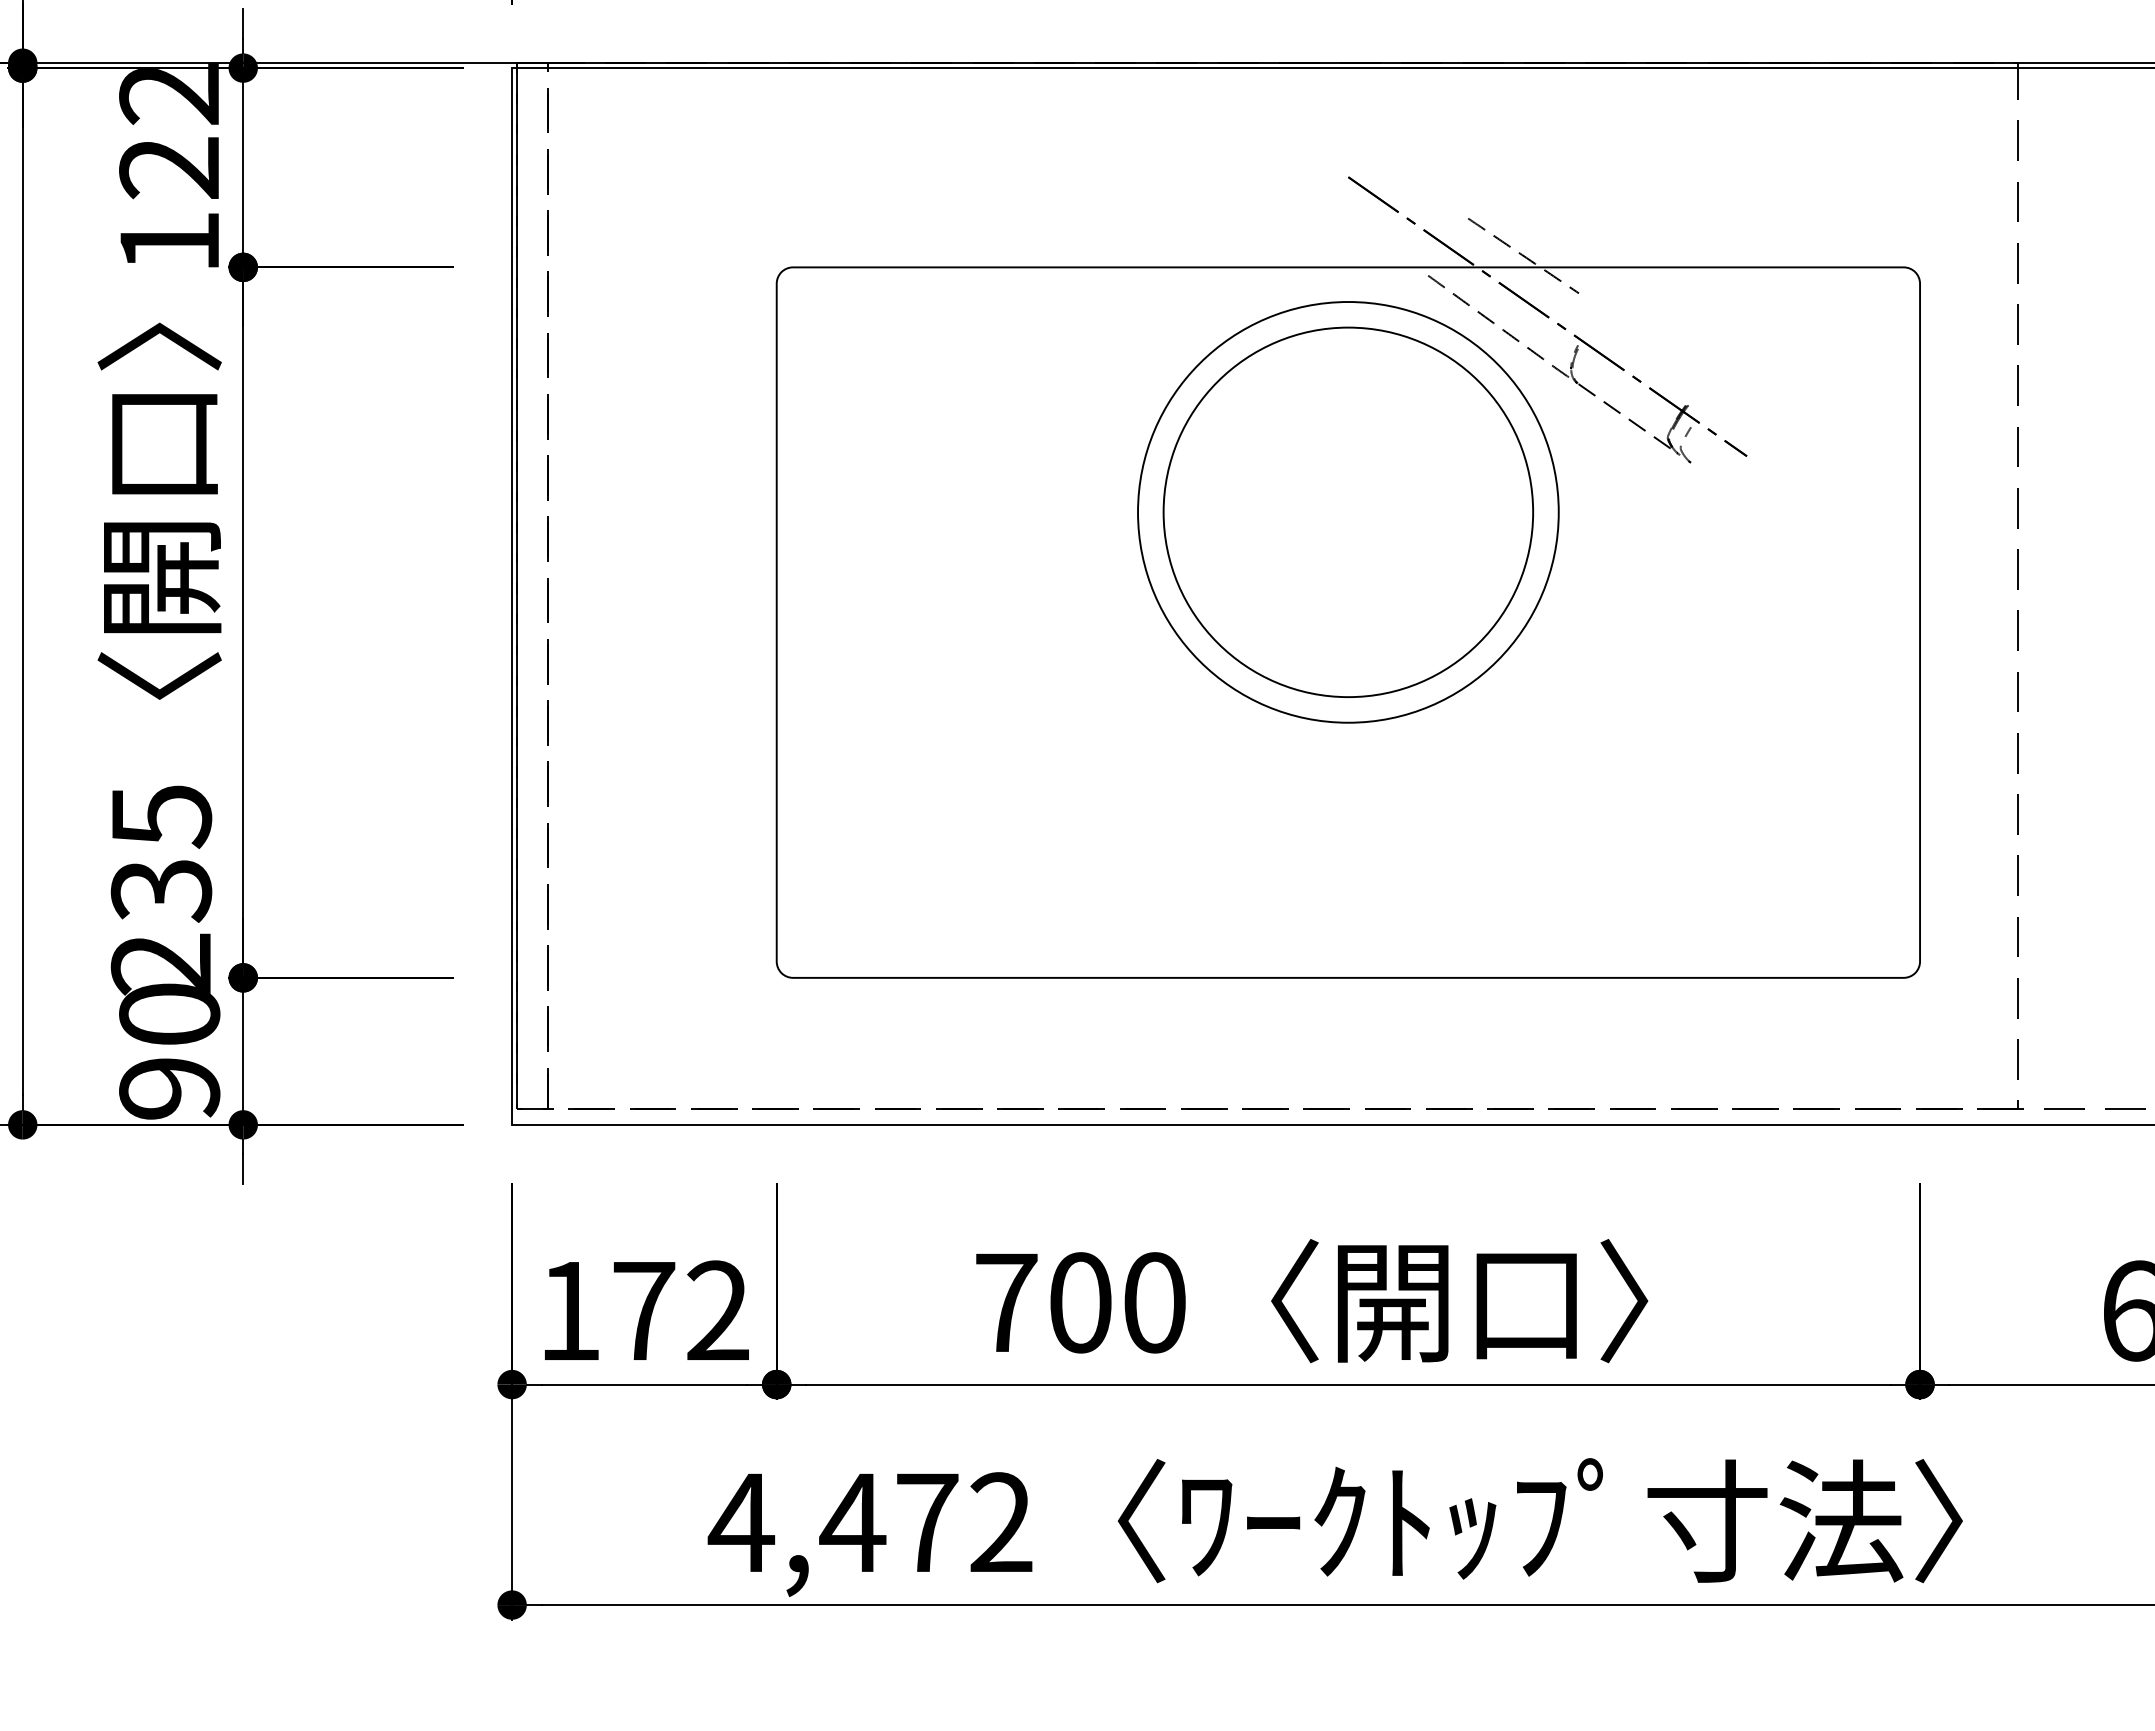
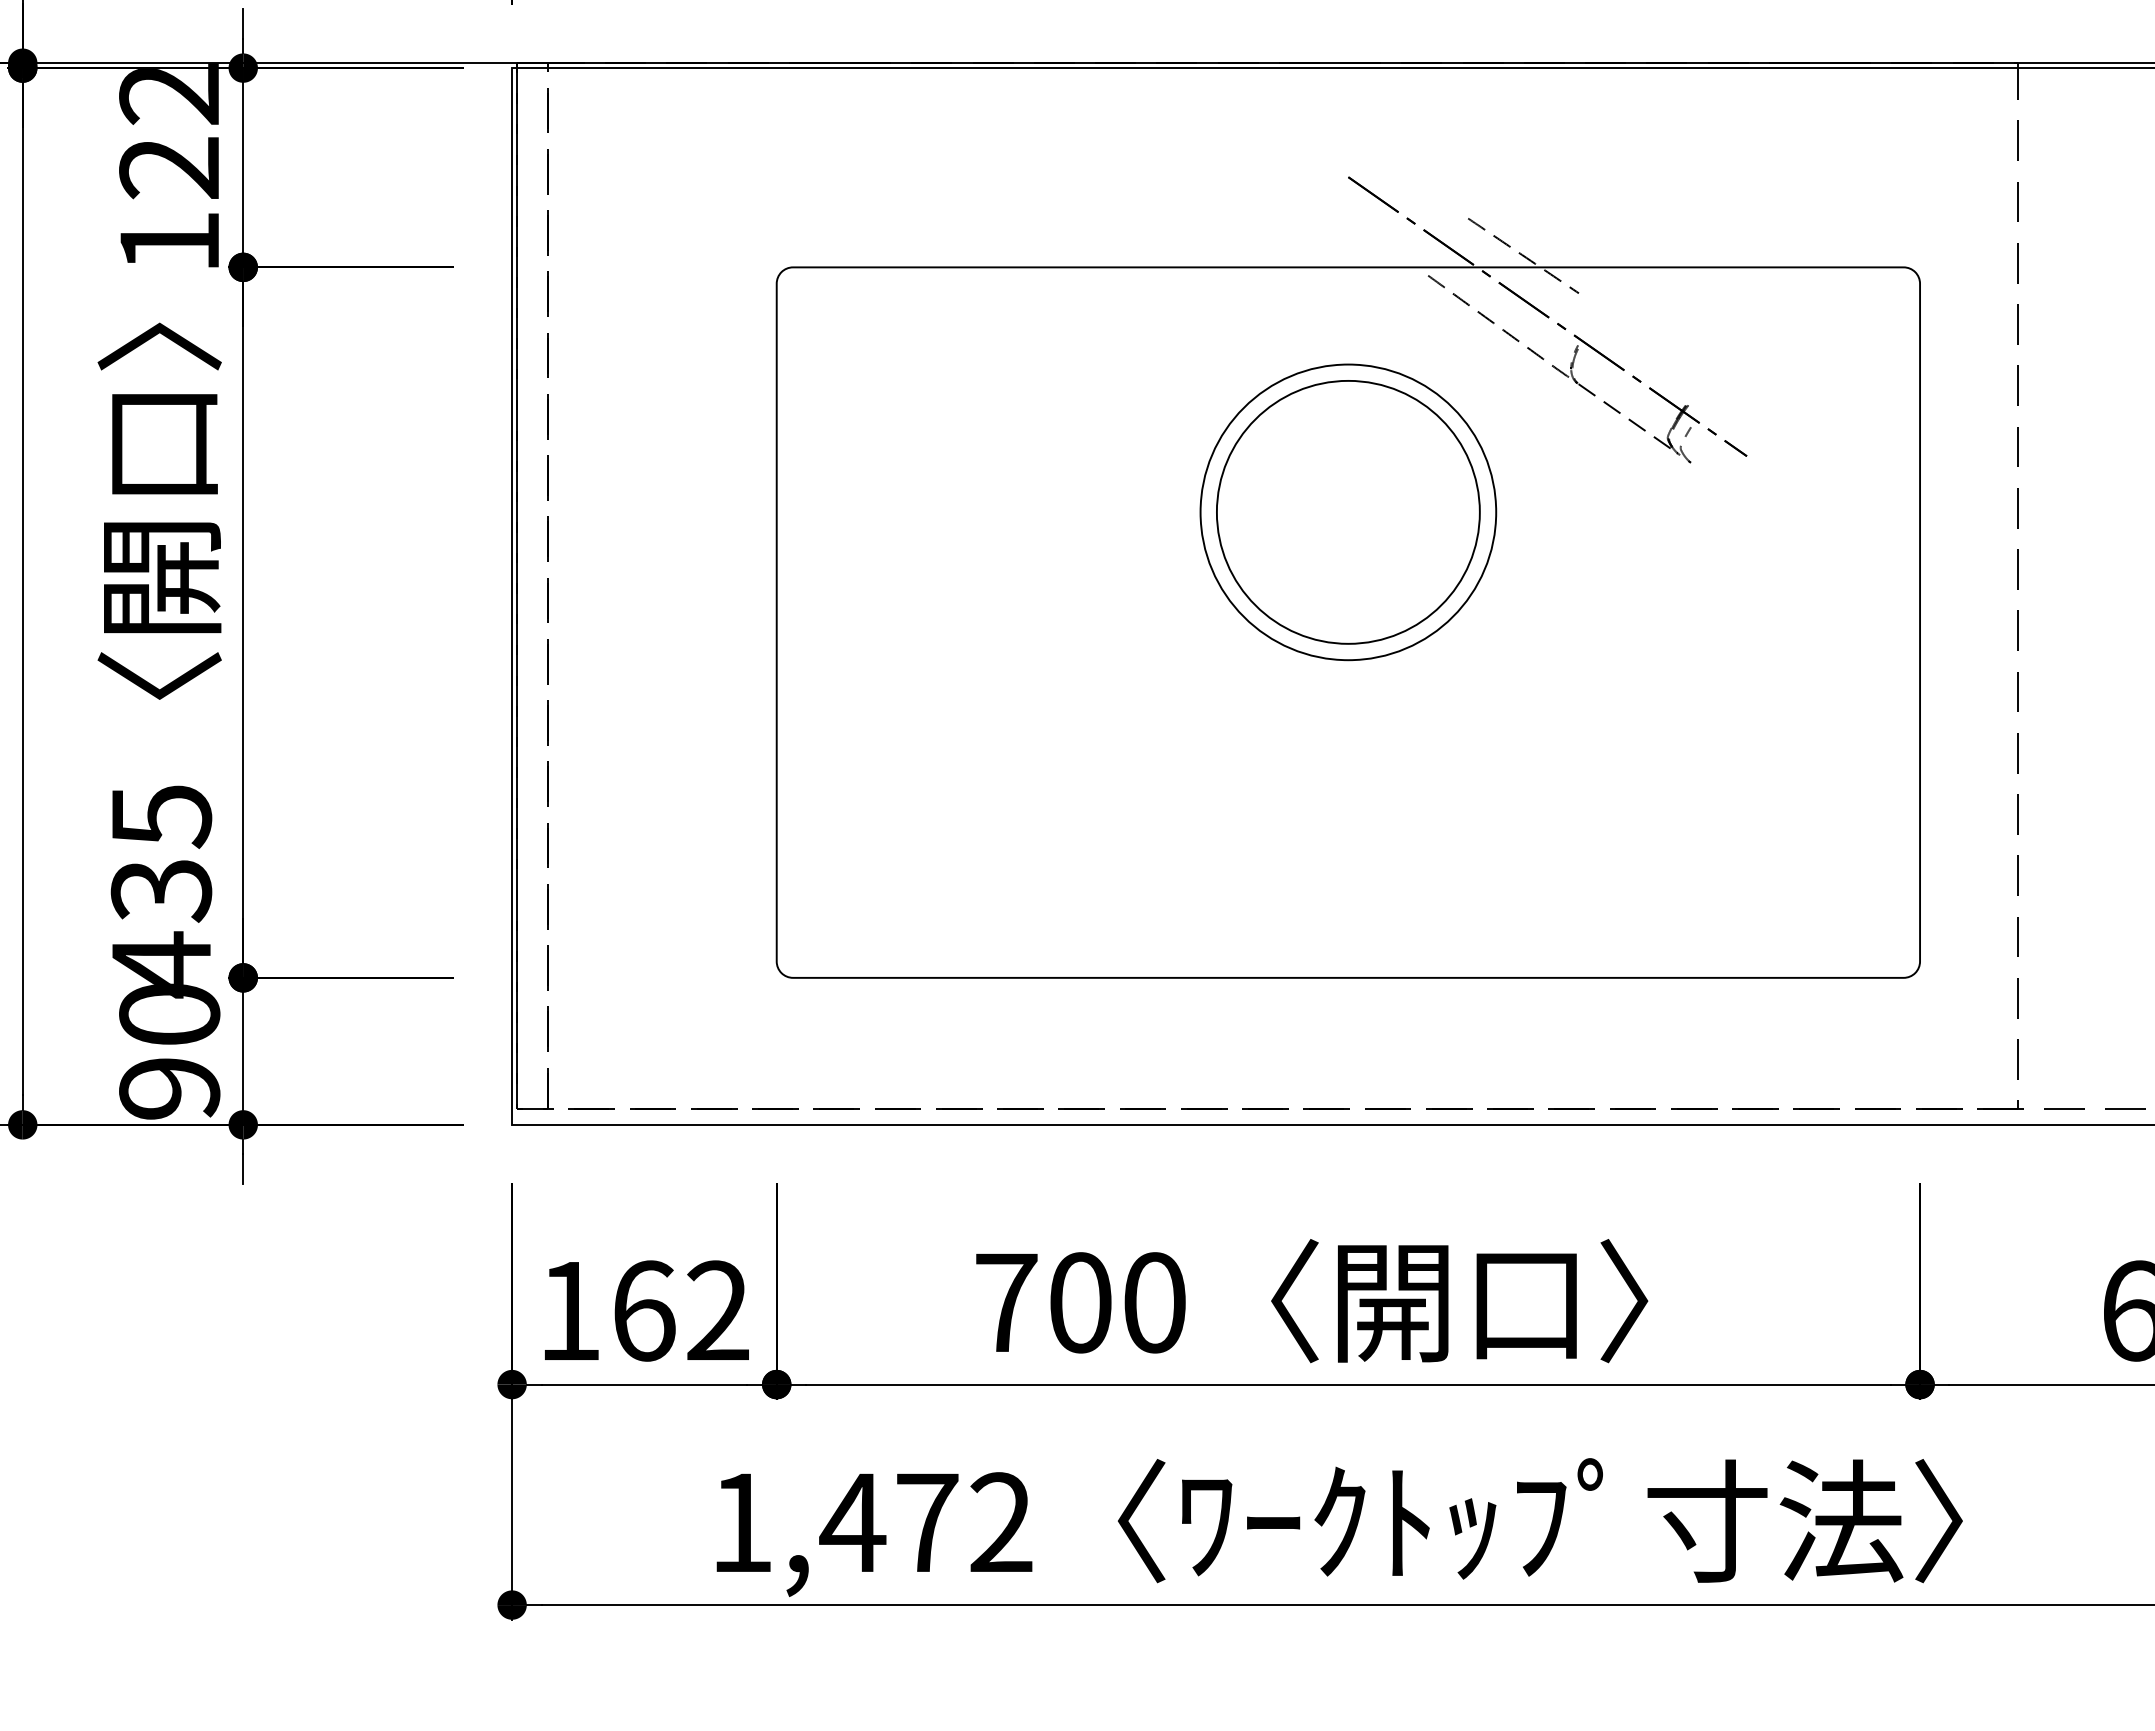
circle diameter: 370 px -> 296 px (1348, 512)
circle diameter: 421 px -> 263 px (1347, 511)
text: 235 -> 435 (160, 964)
text: 172 -> 162 (644, 1310)
text: 4,472 -> 1,472 (741, 1522)
